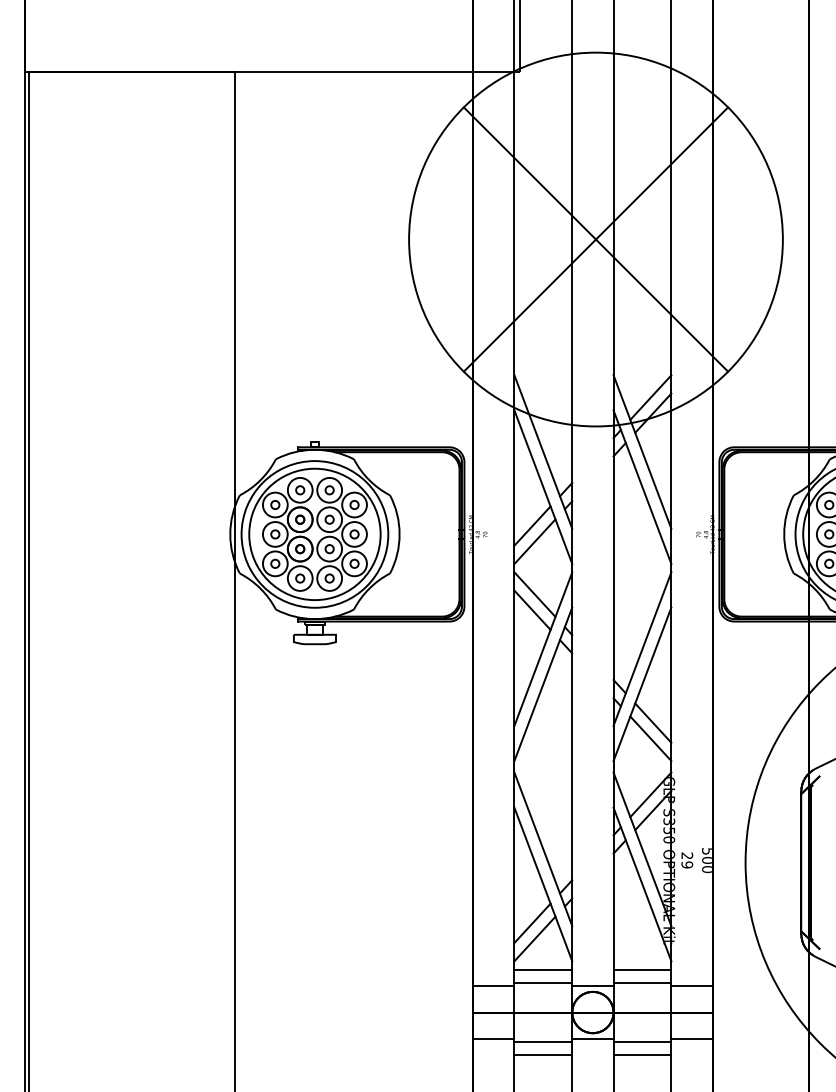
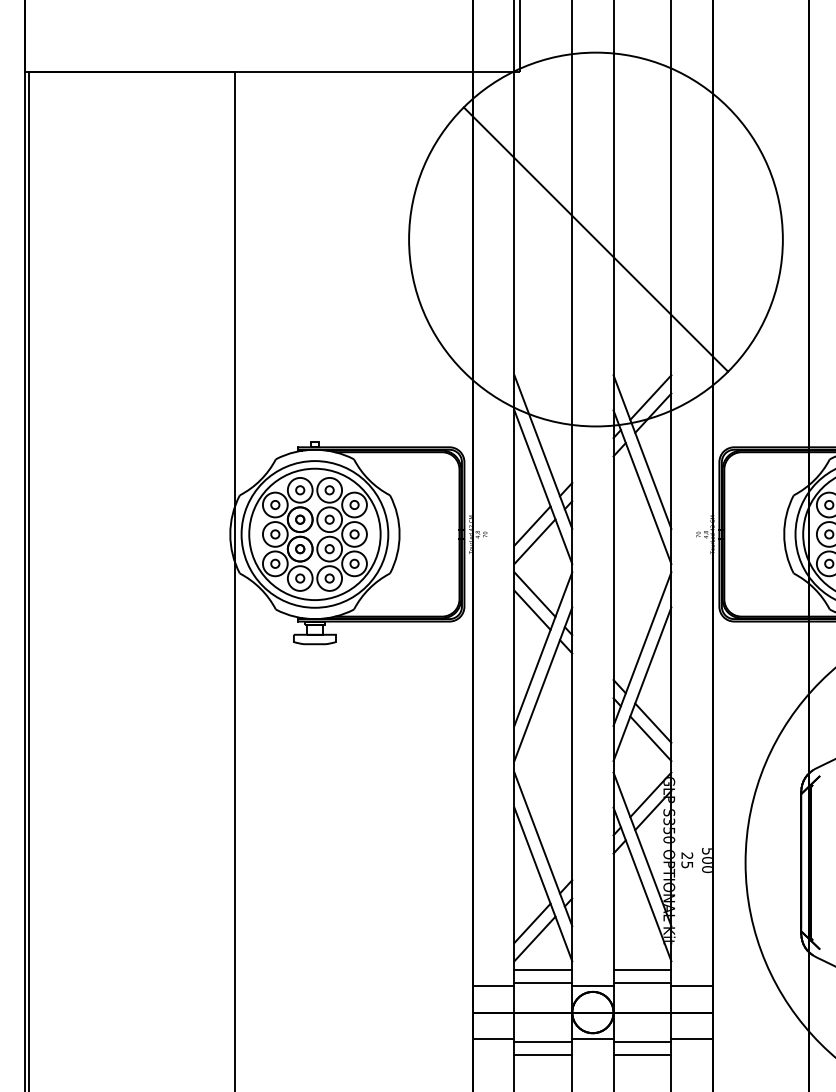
line: present -> none (595, 239)
text: 29 -> 25 (687, 864)
